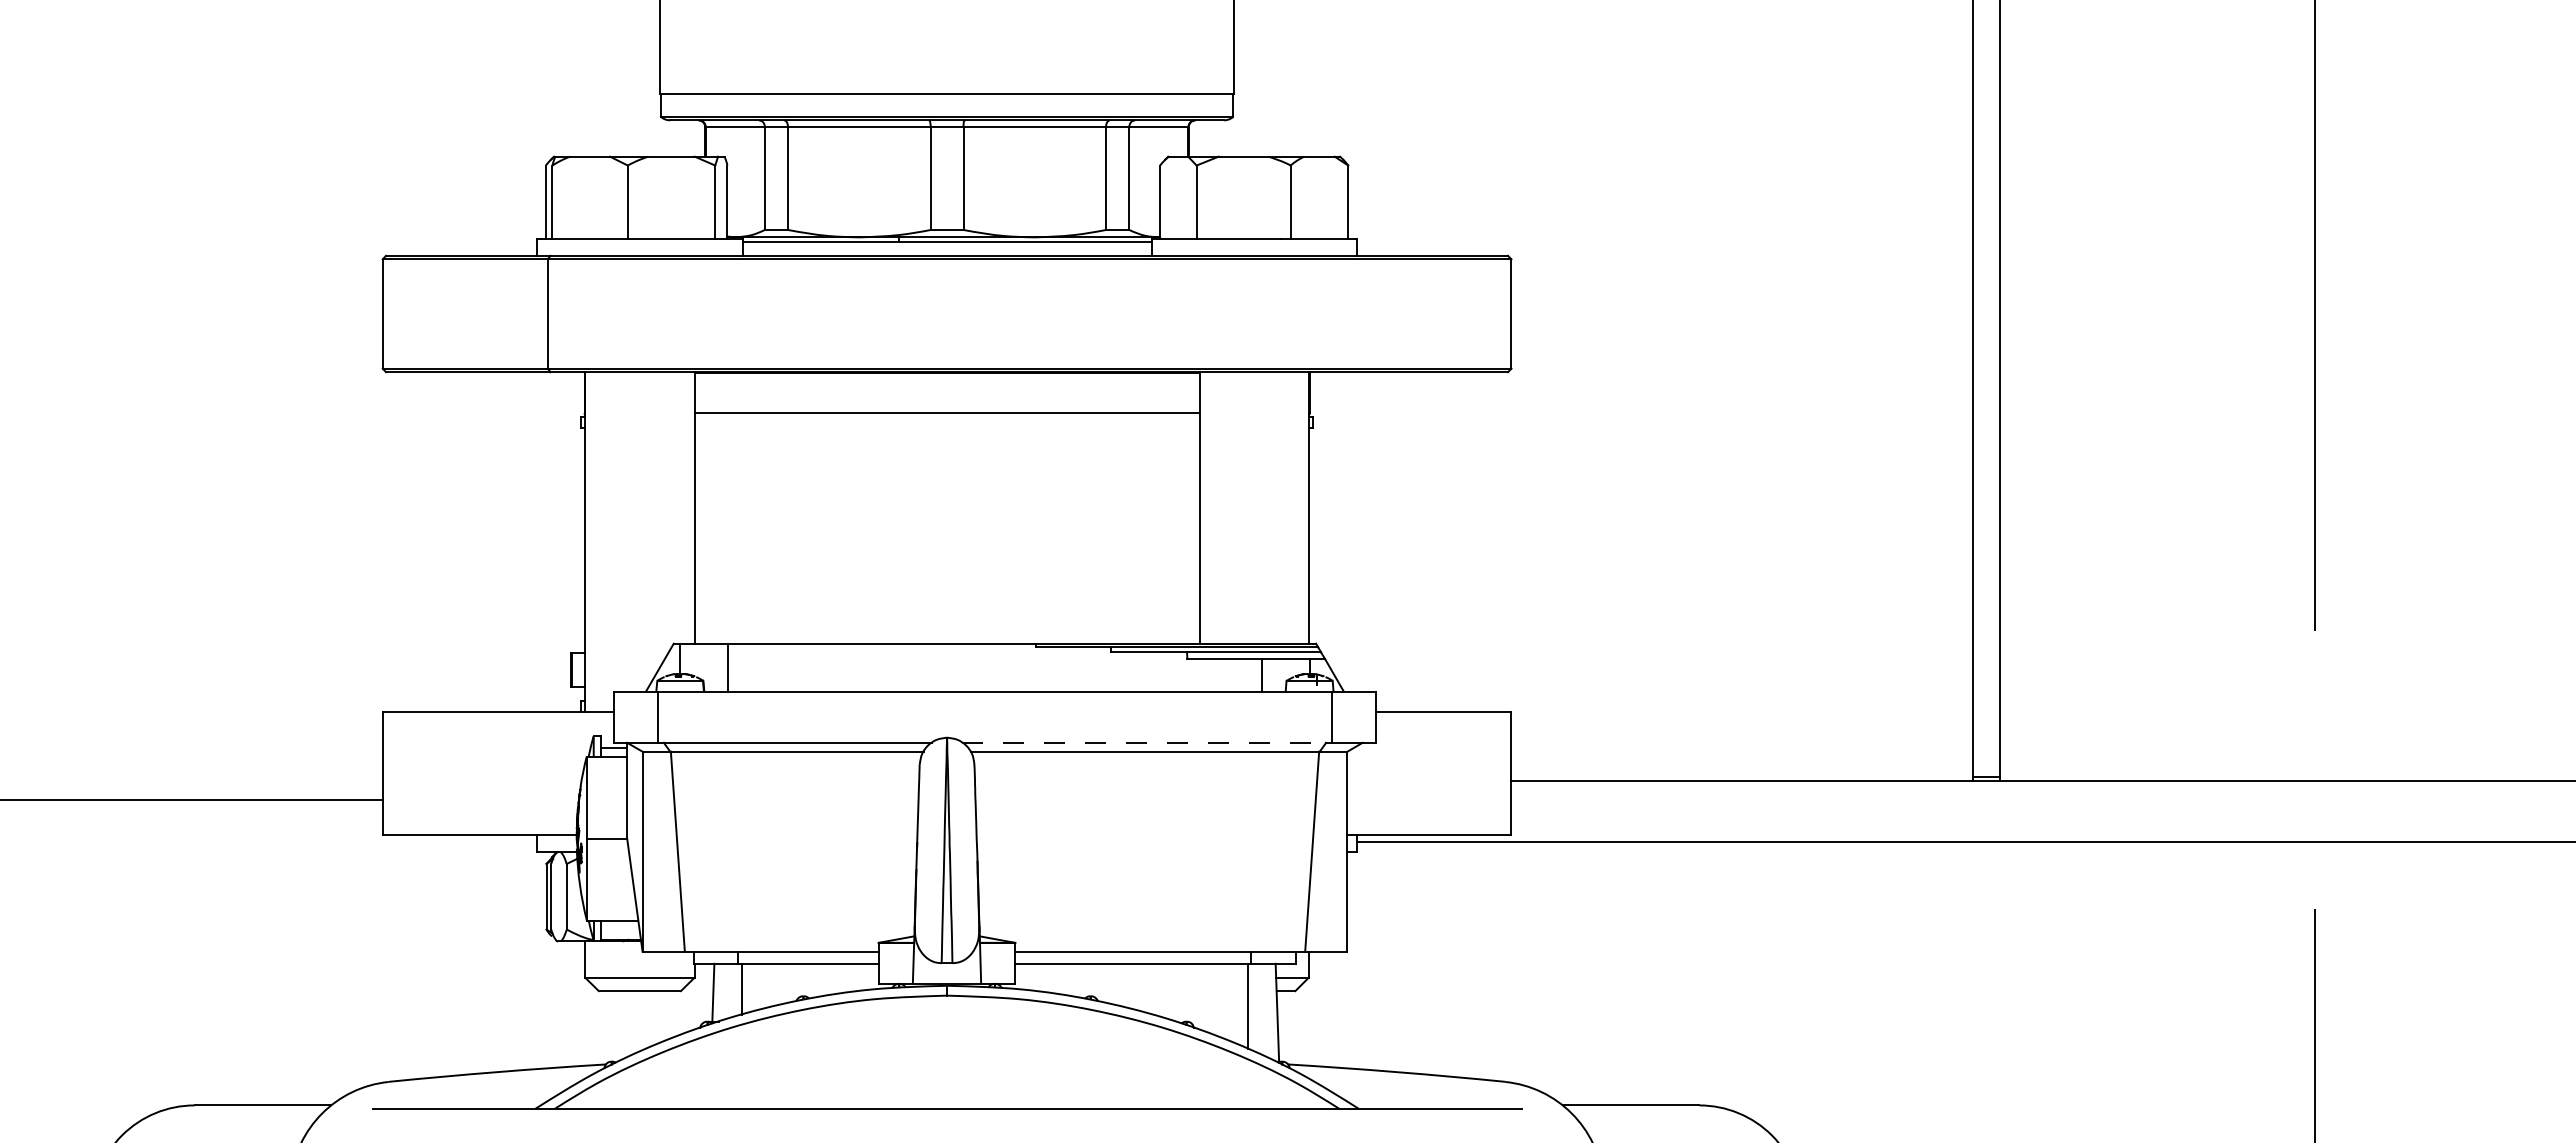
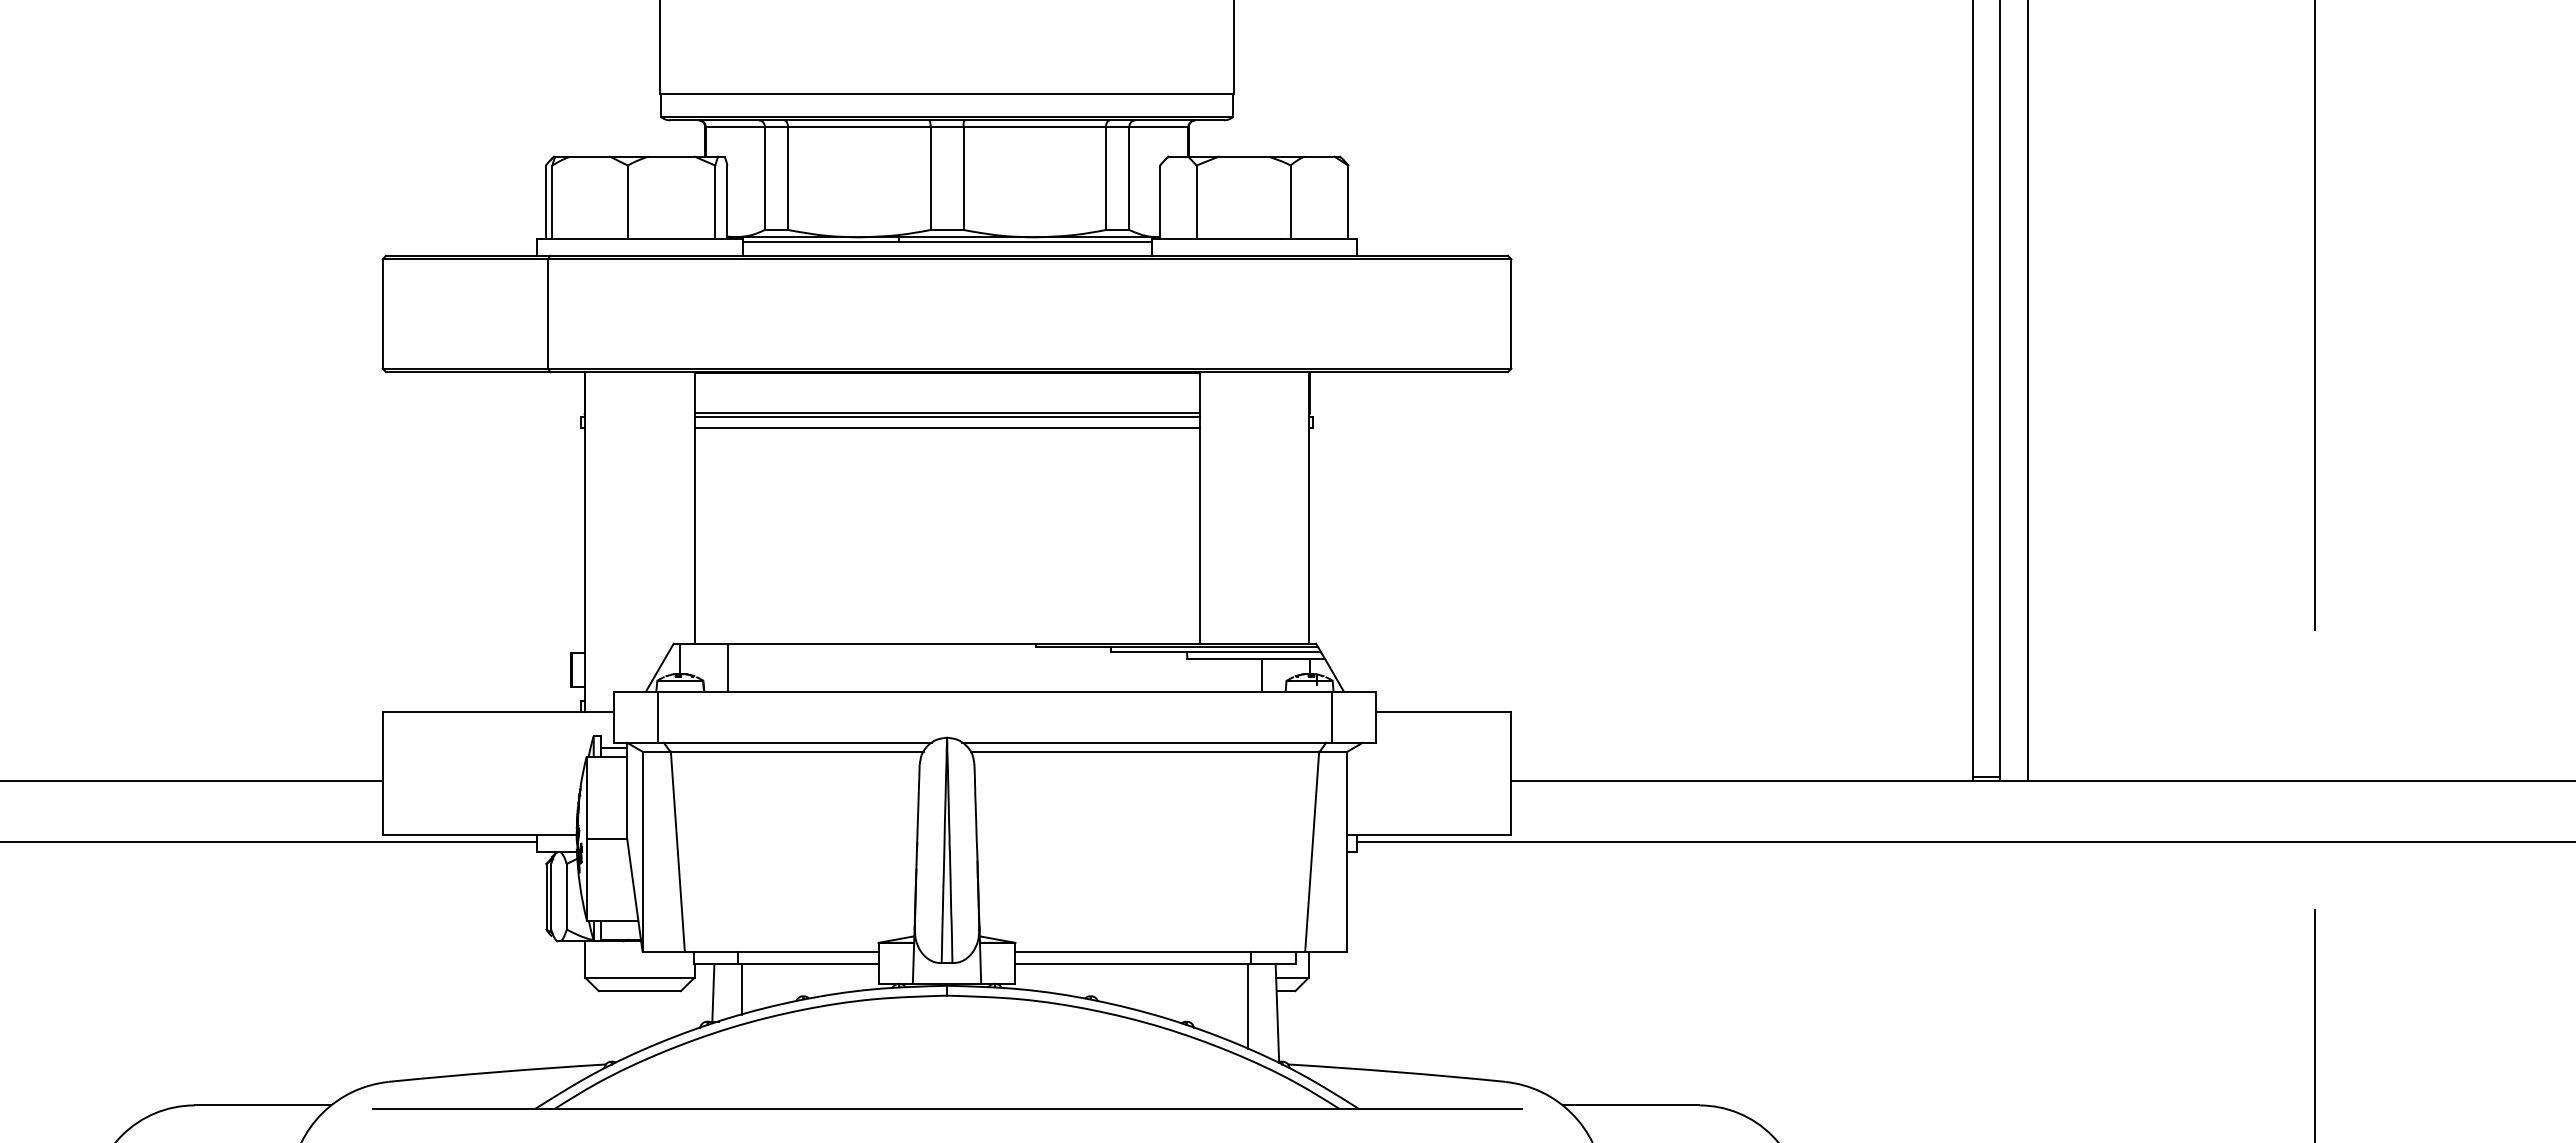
line: none -> present (2027, 391)
line: none -> present (946, 416)
line: none -> present (946, 427)
line: dashed -> solid (1147, 742)
line position: (192, 799) -> (192, 780) (192, 780)
line: none -> present (269, 842)
